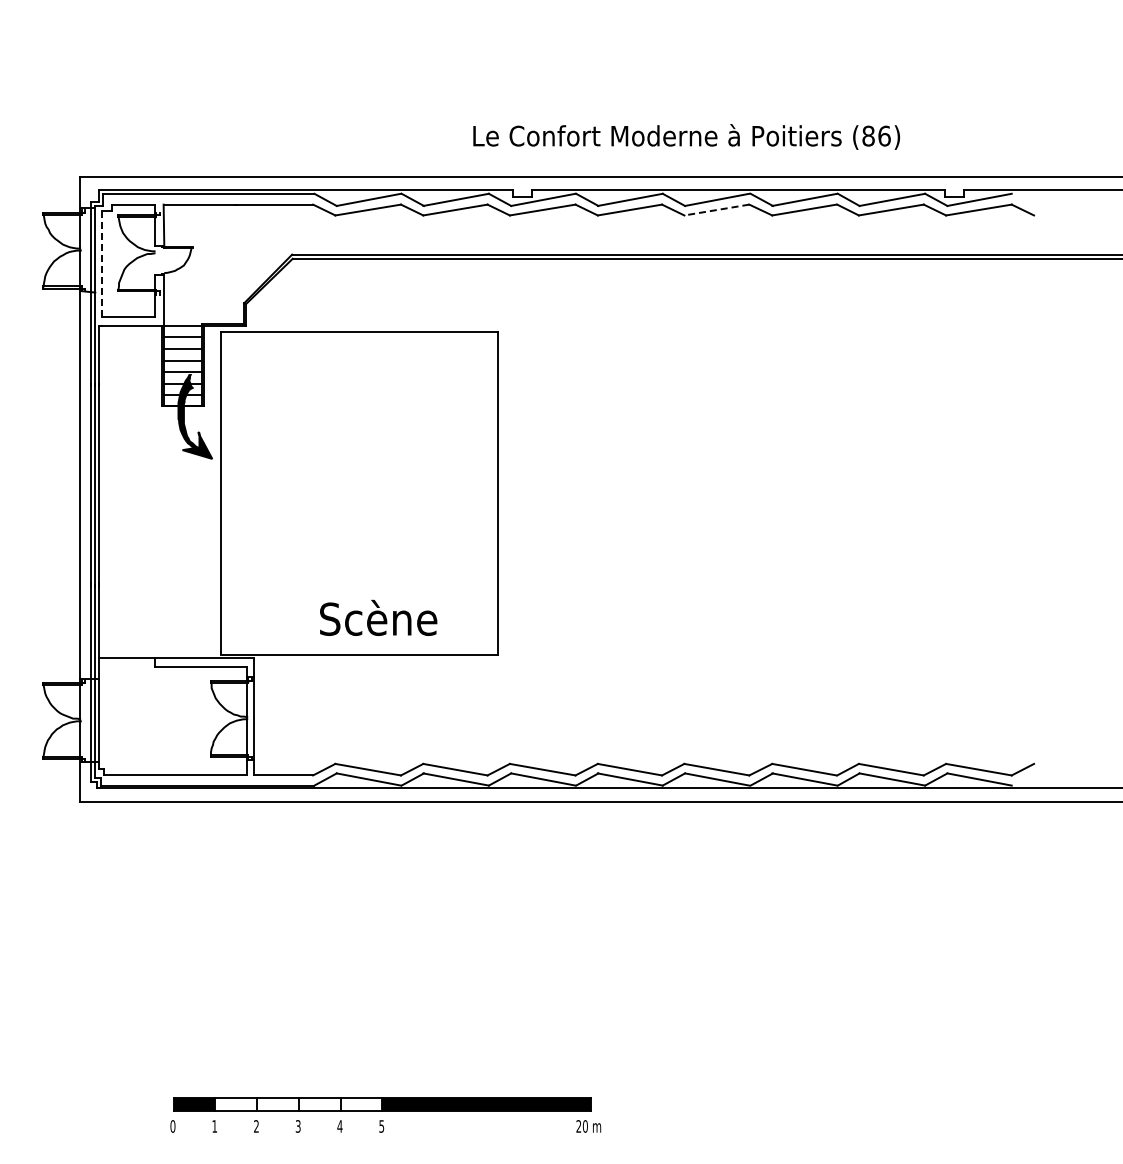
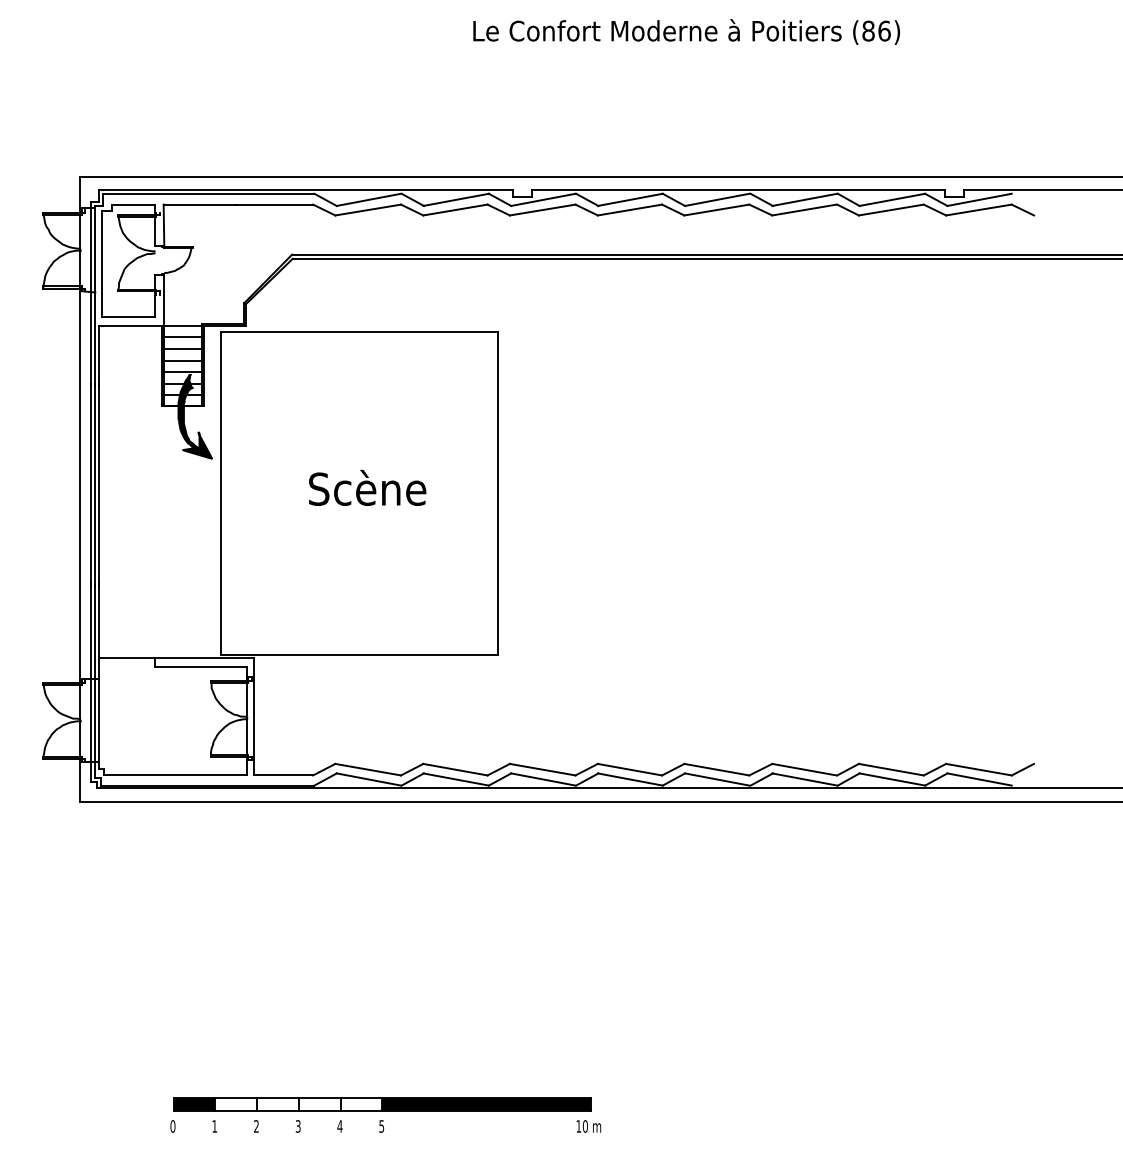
text position: (686, 136) -> (686, 31) (686, 31)
line: dashed -> solid (716, 210)
line: dashed -> solid (102, 263)
text position: (378, 617) -> (367, 487) (367, 487)
text: 20 -> 10 (578, 1126)
